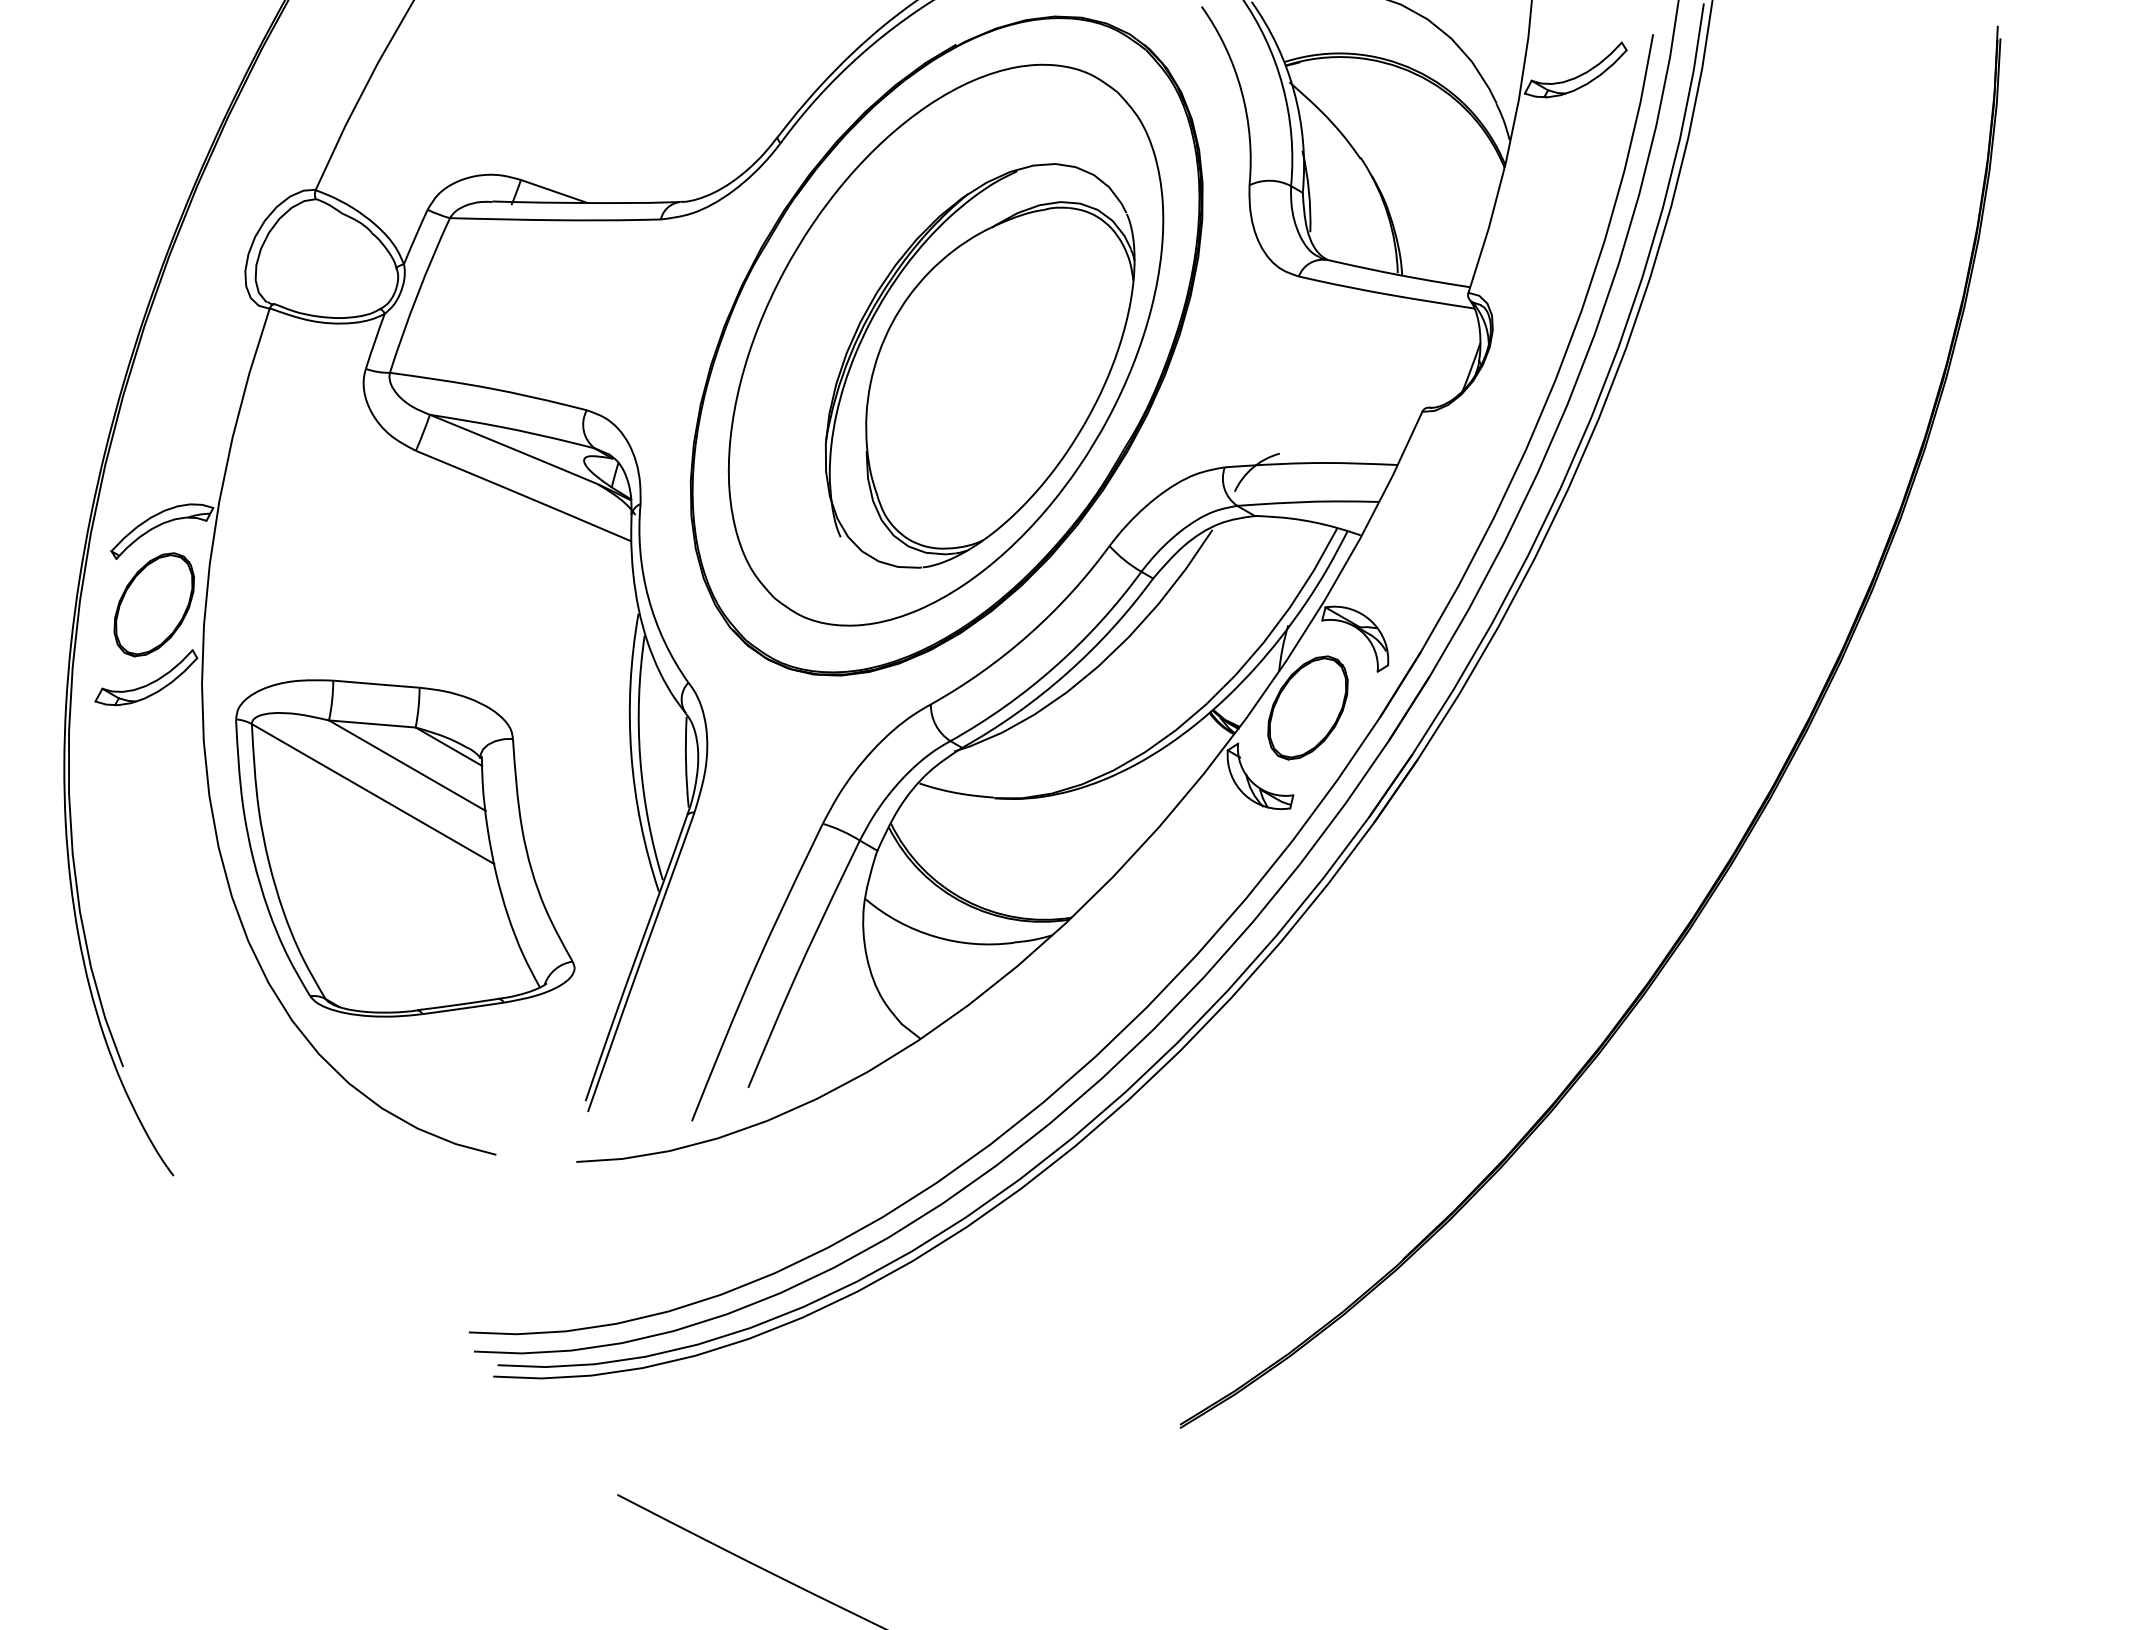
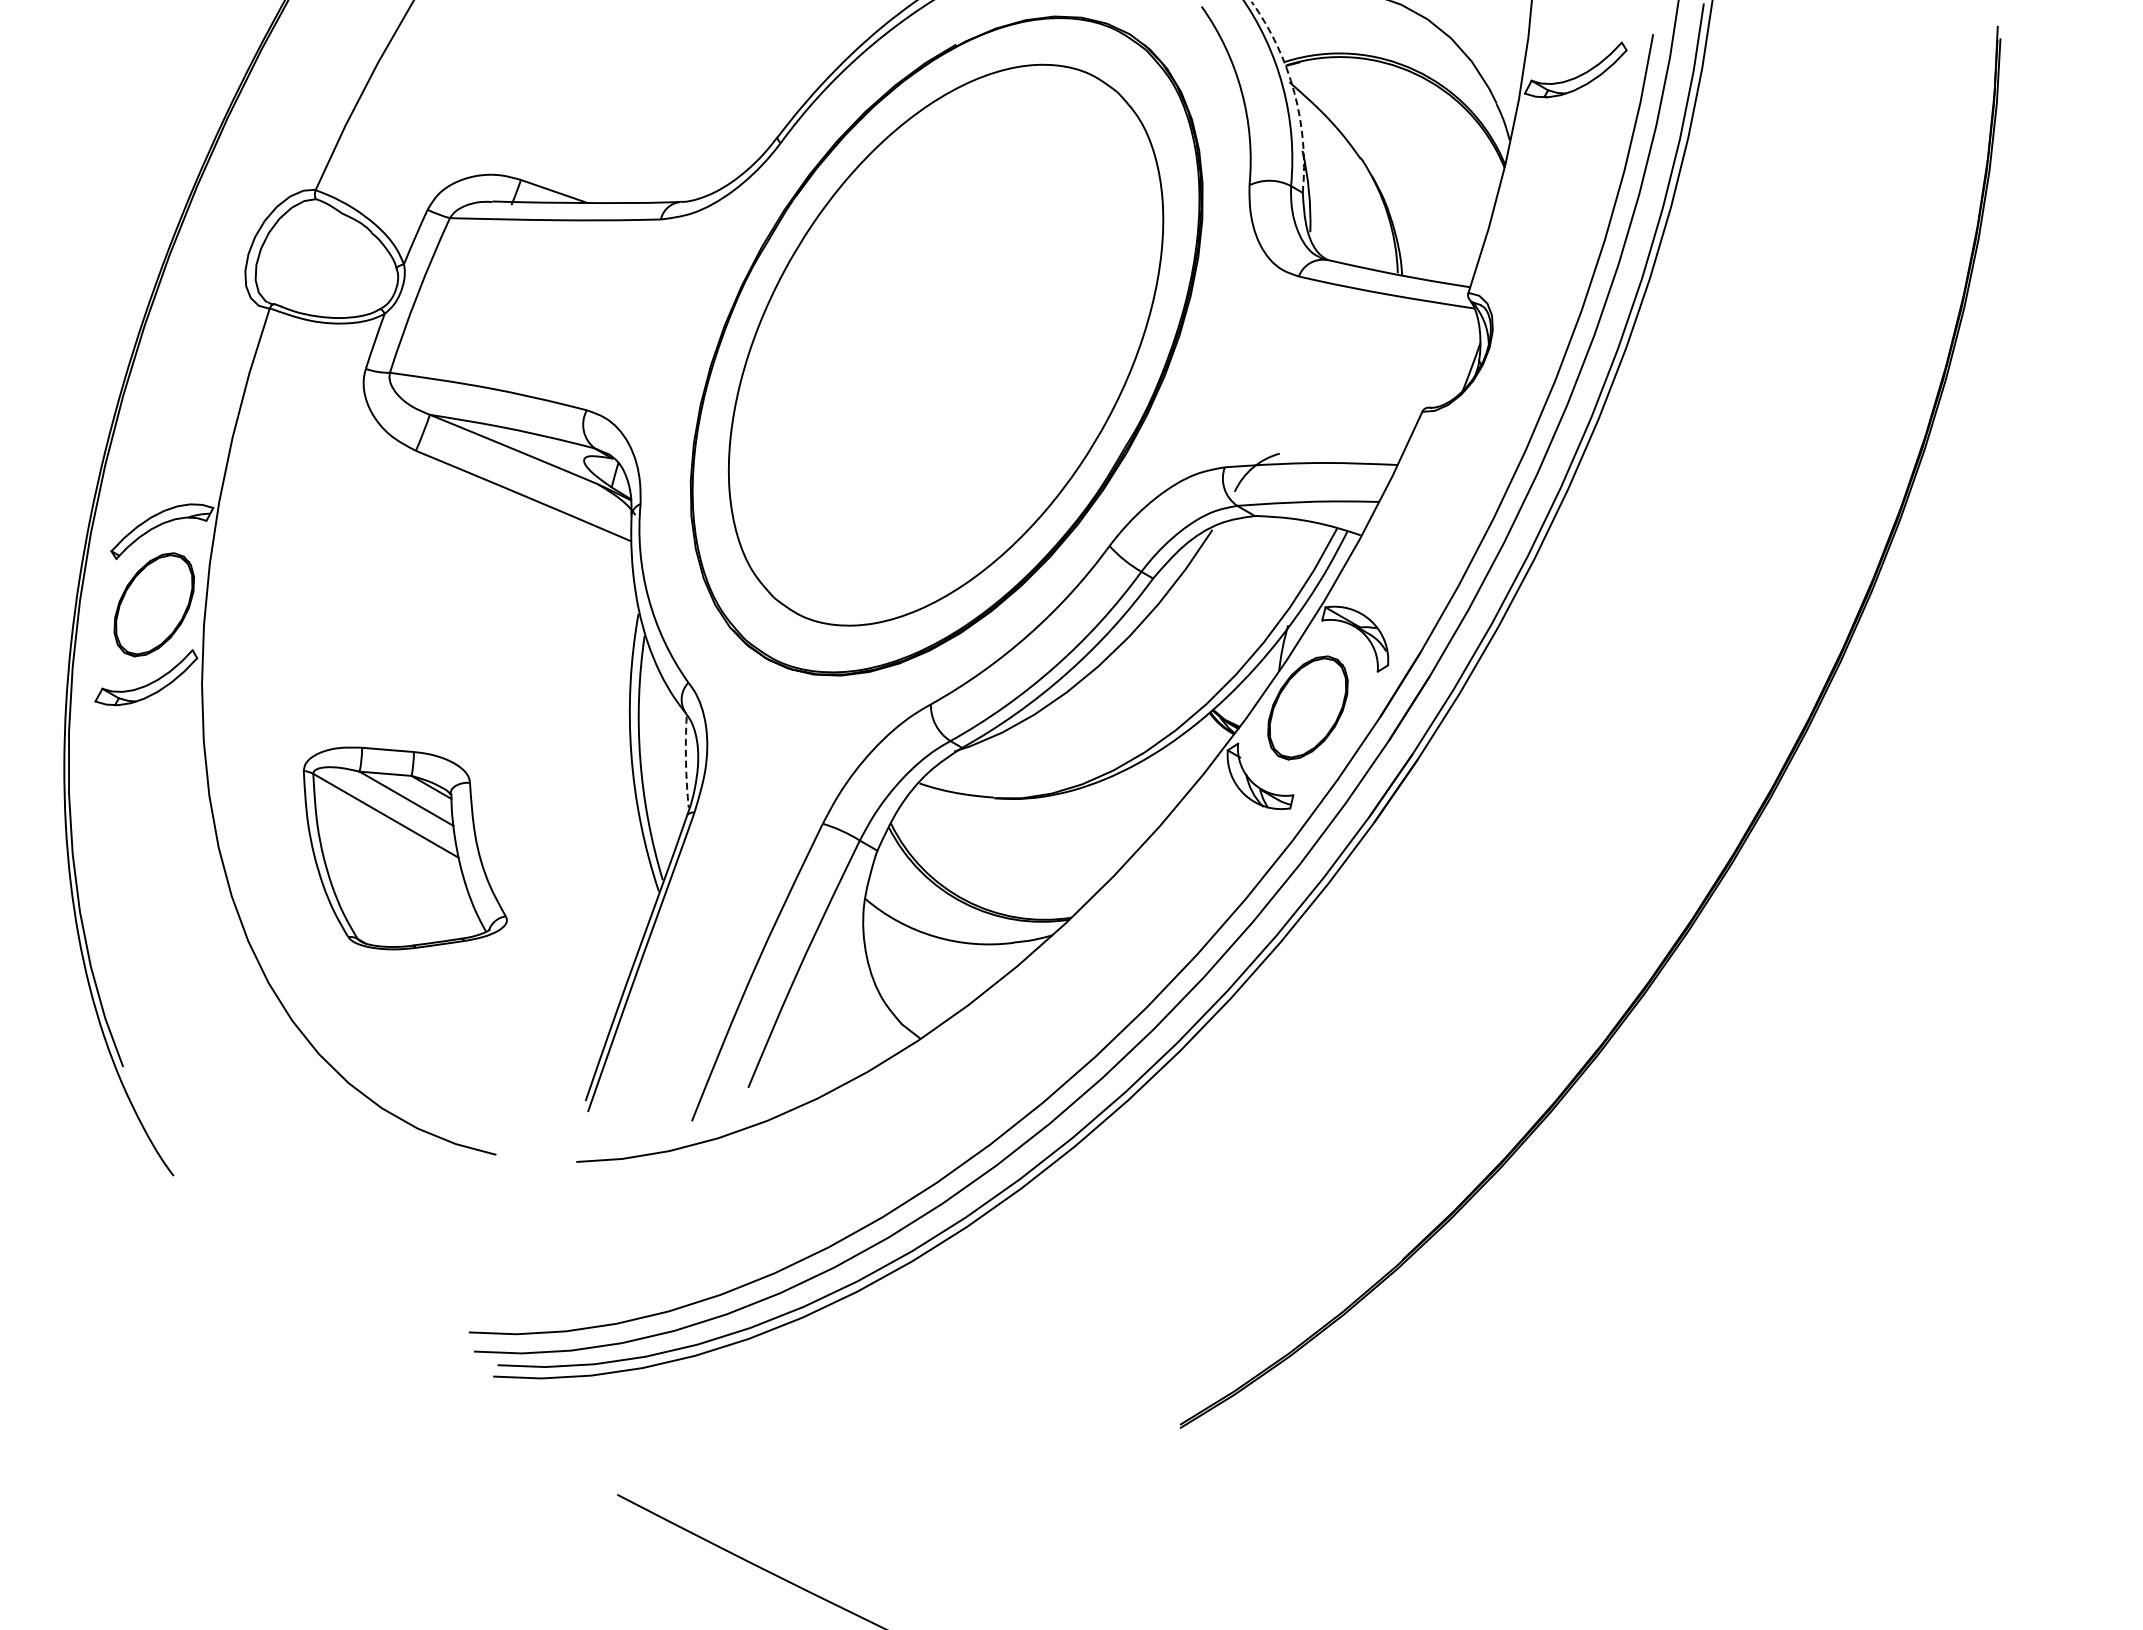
arc: solid -> dashed (1294, 92)
part: present -> none (980, 365)
arc: solid -> dashed (686, 762)
part size: 341x339 px -> 205x205 px (405, 848)
